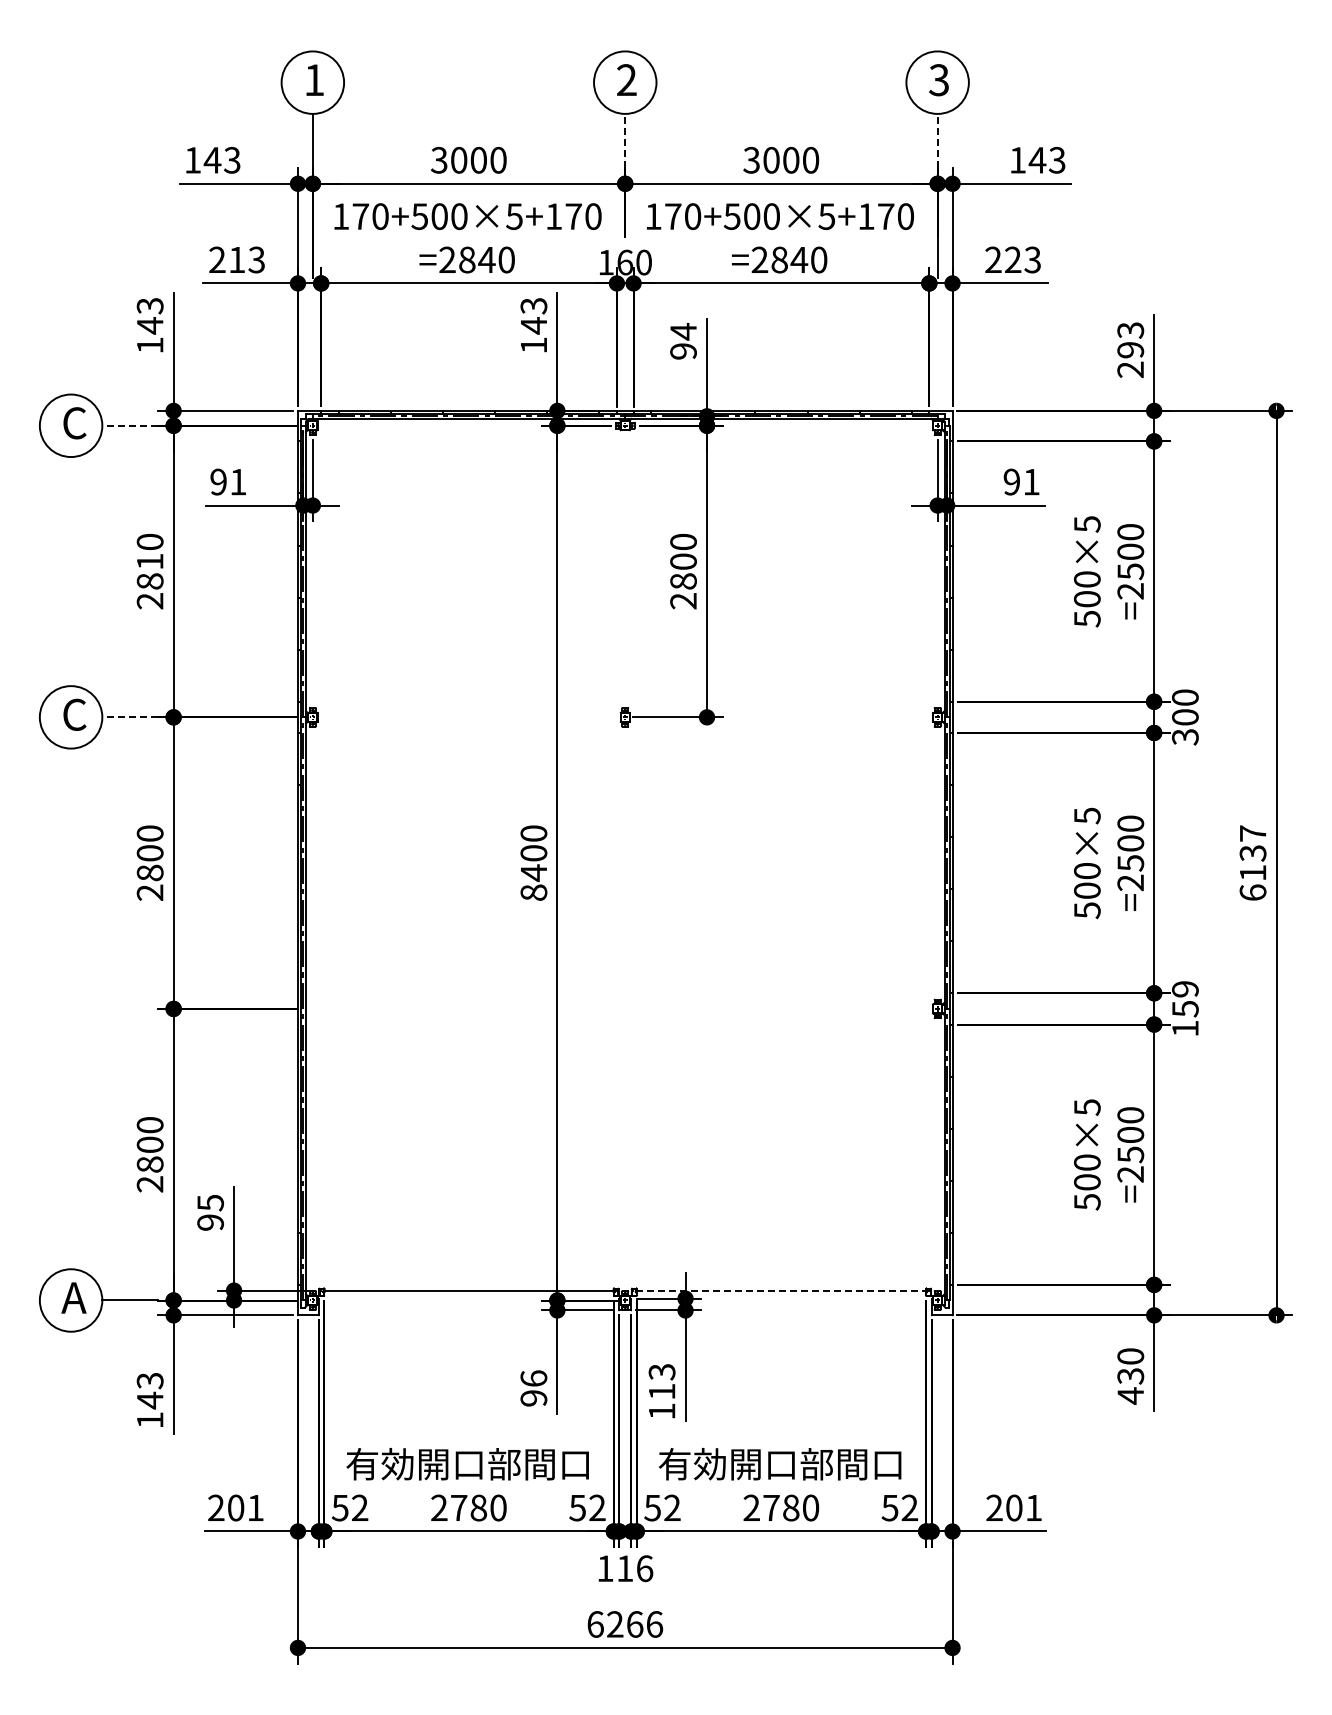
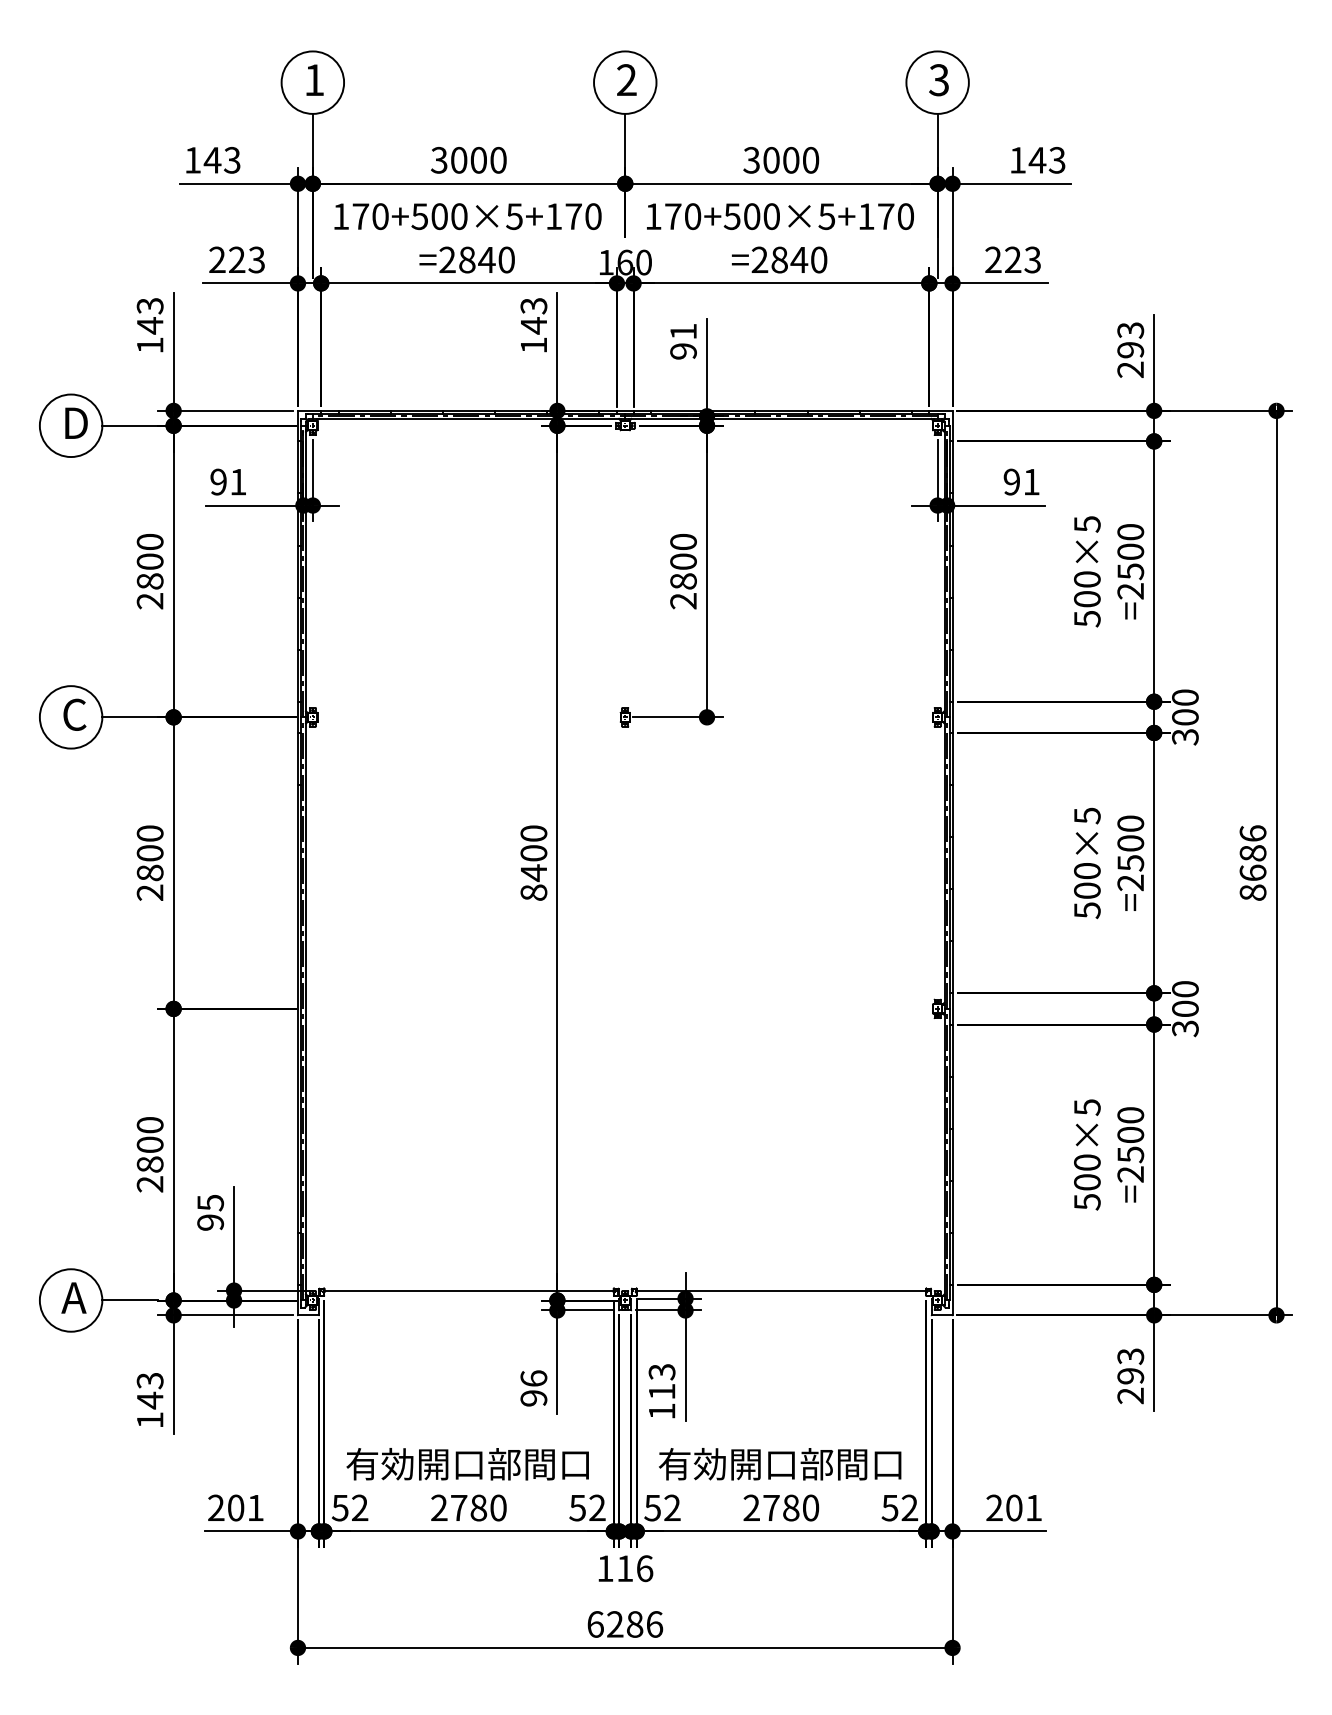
line: dashed -> solid (625, 140)
line: dashed -> solid (937, 140)
text: 213 -> 223 (237, 259)
text: 94 -> 91 (683, 331)
text: C -> D (75, 423)
line: dashed -> solid (130, 425)
text: 2810 -> 2800 (149, 561)
line: dashed -> solid (130, 717)
text: 6137 -> 8686 (1252, 862)
text: 159 -> 300 (1185, 1009)
line: dashed -> solid (781, 1290)
text: 430 -> 293 (1130, 1376)
text: 6266 -> 6286 (635, 1624)
